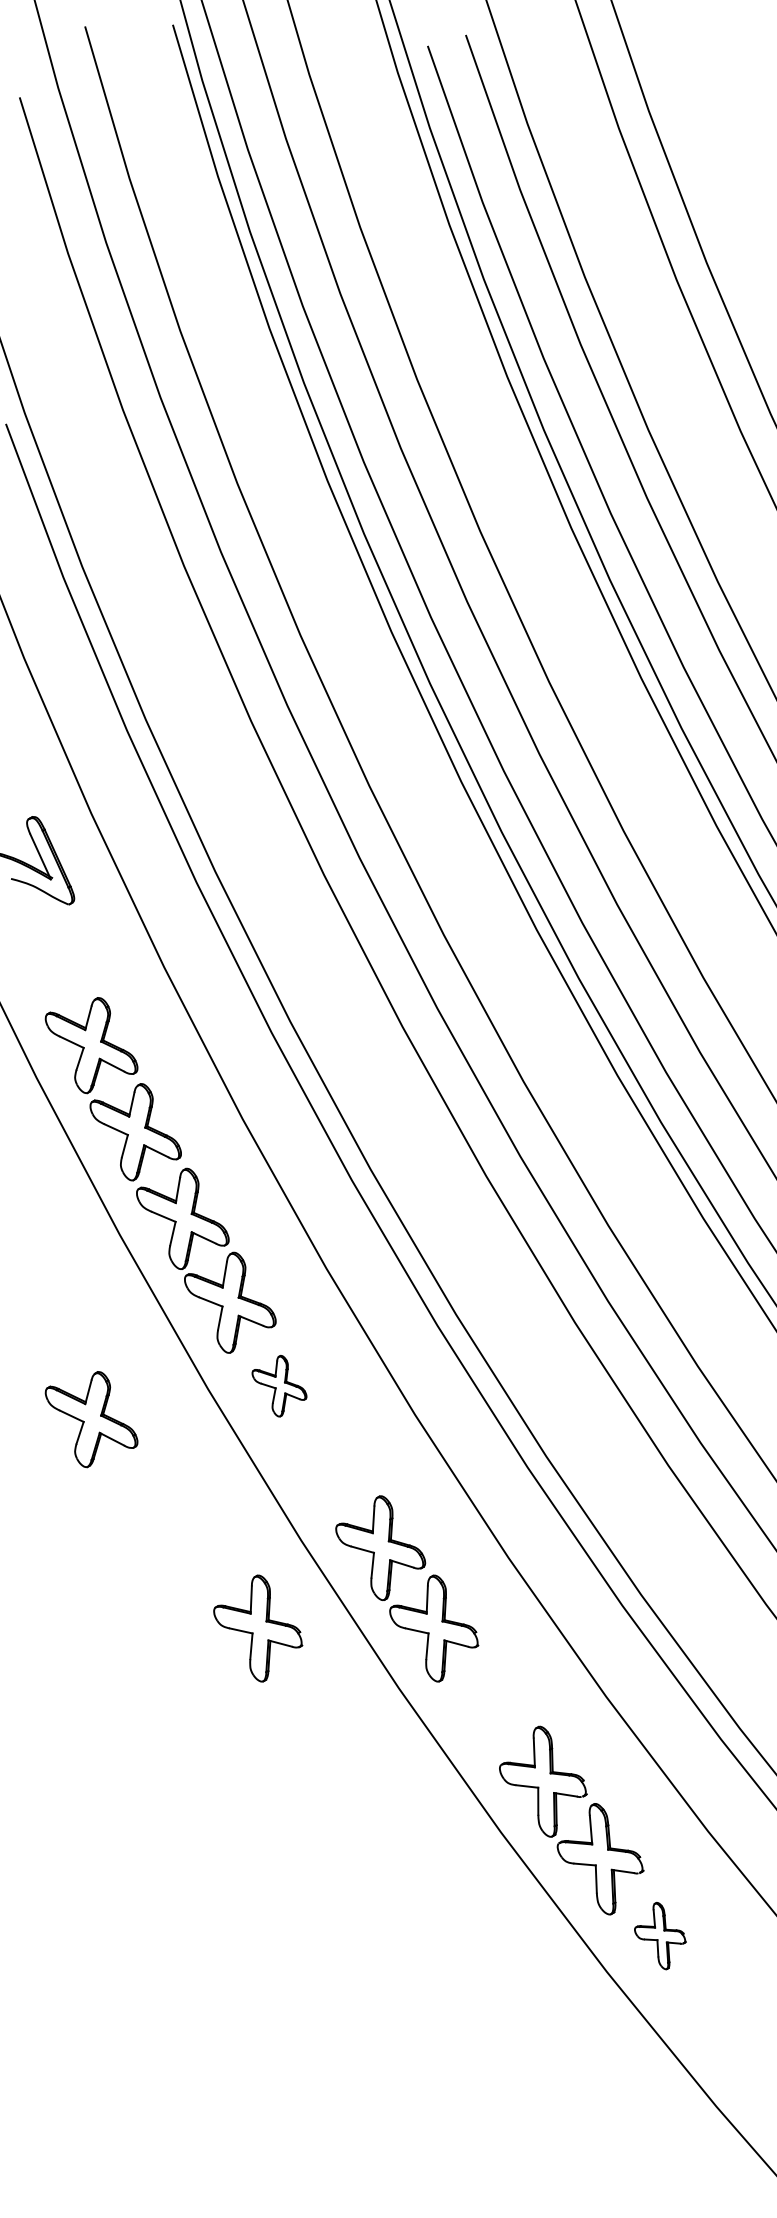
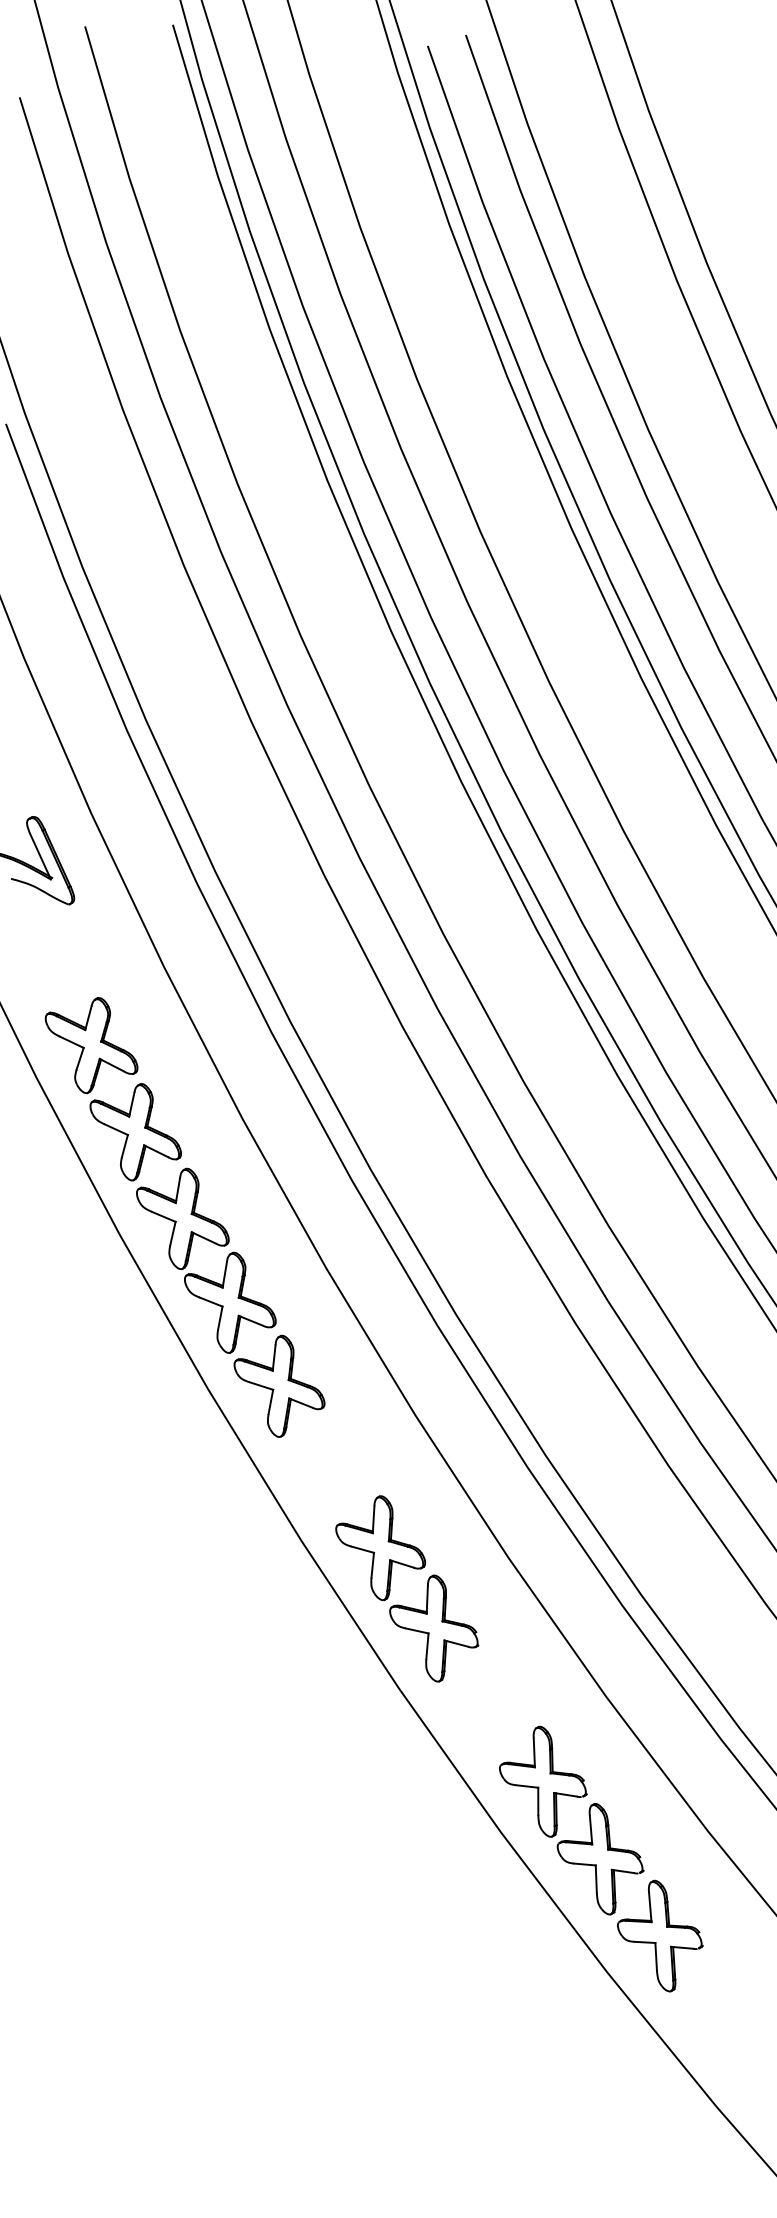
part size: 57x63 px -> 93x104 px (279, 1385)
part: present -> none (91, 1419)
part: present -> none (258, 1628)
part size: 53x70 px -> 87x114 px (660, 1935)
